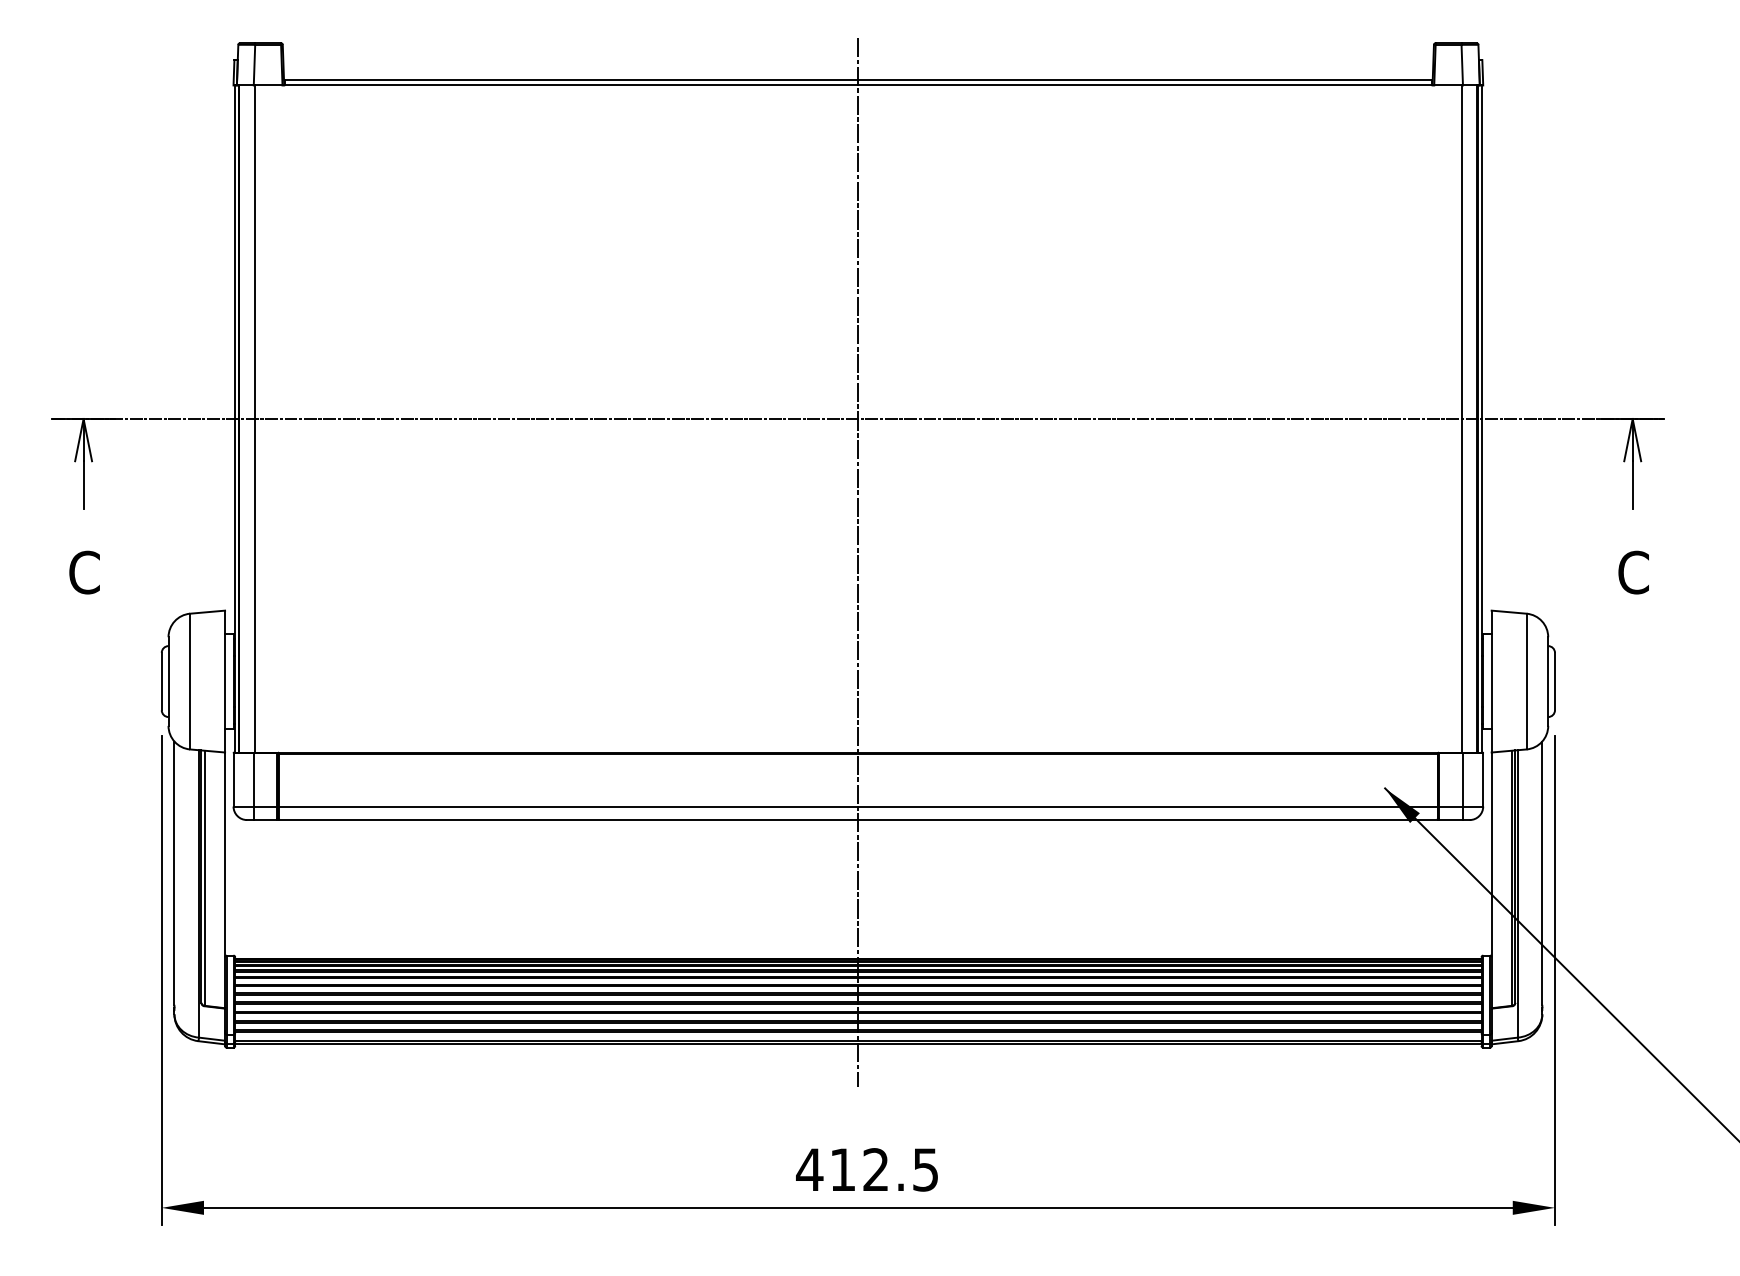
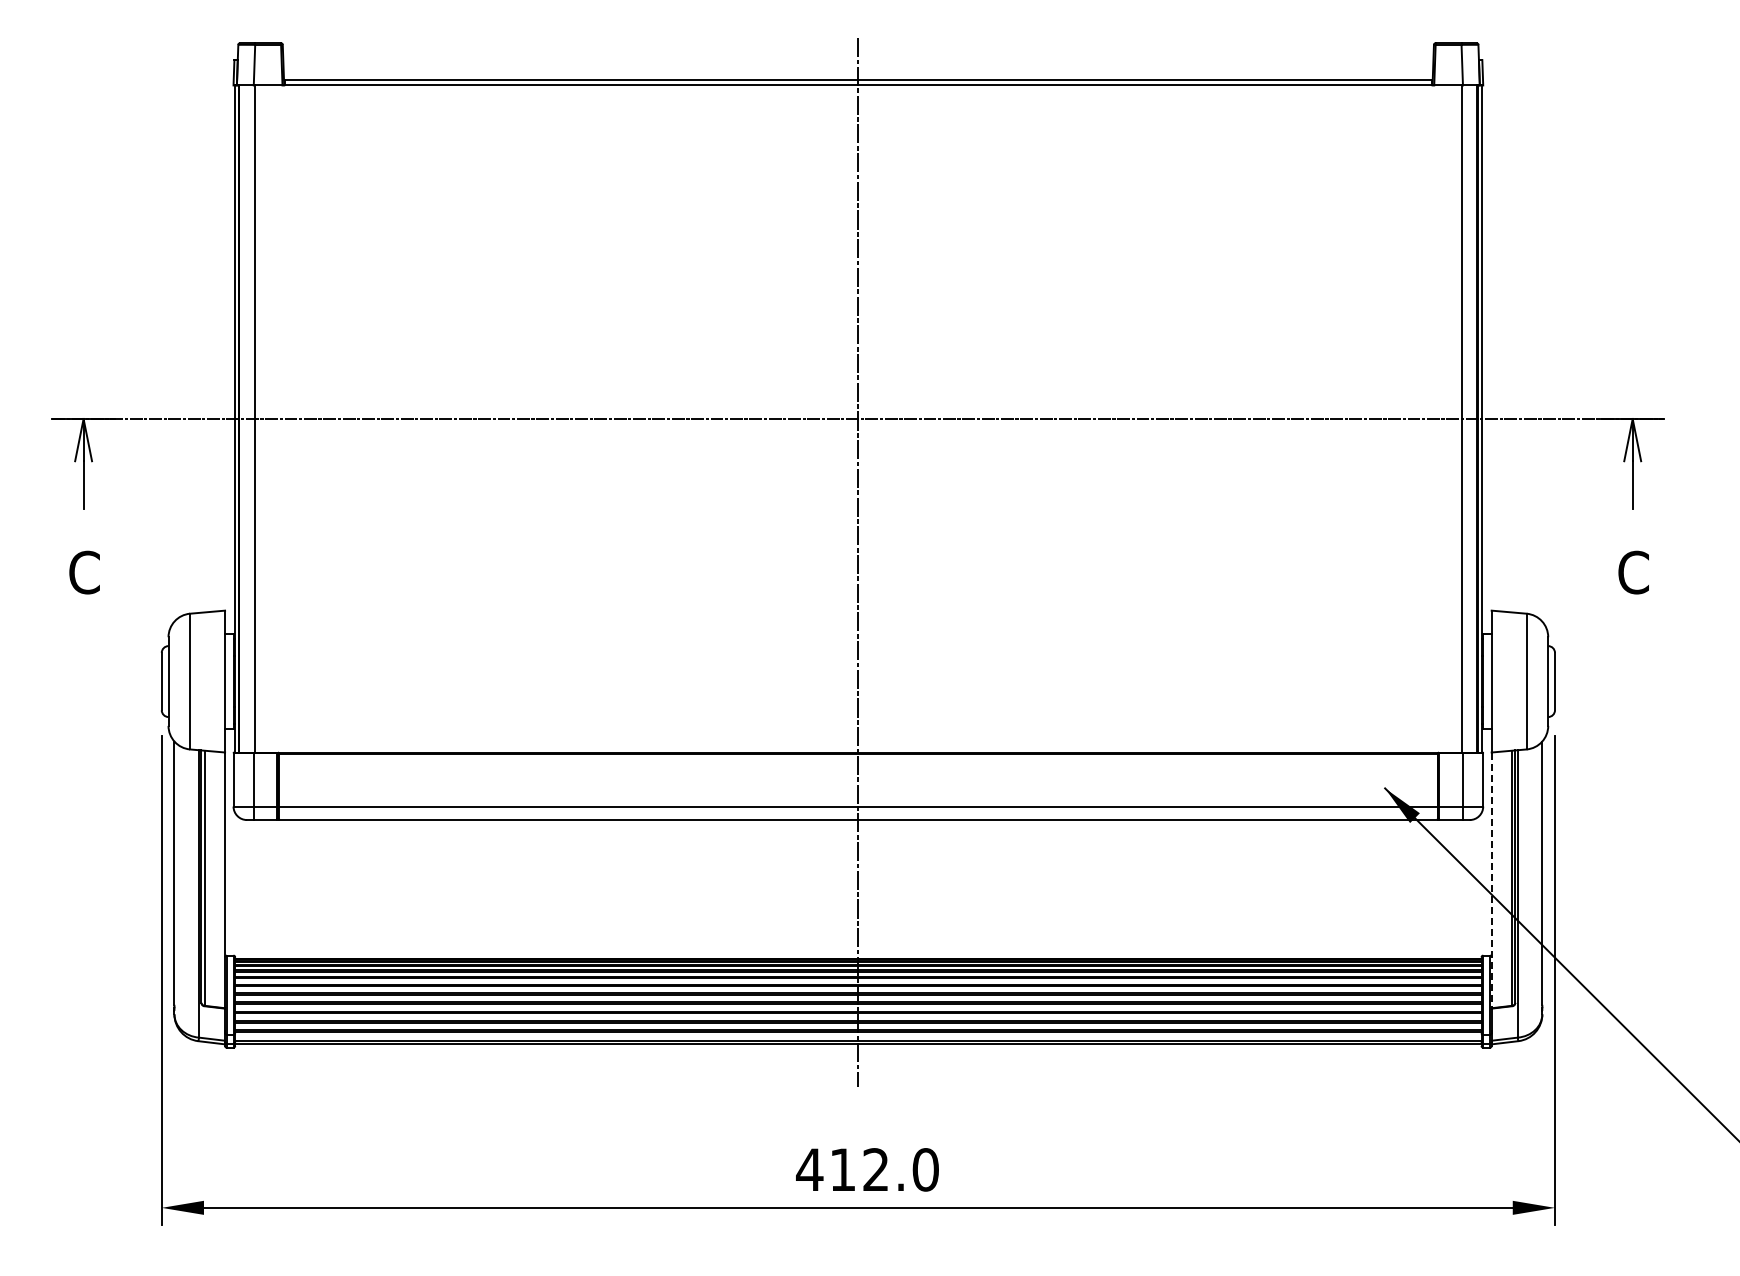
line: solid -> dashed (1491, 880)
text: 412.5 -> 412.0 (925, 1169)
